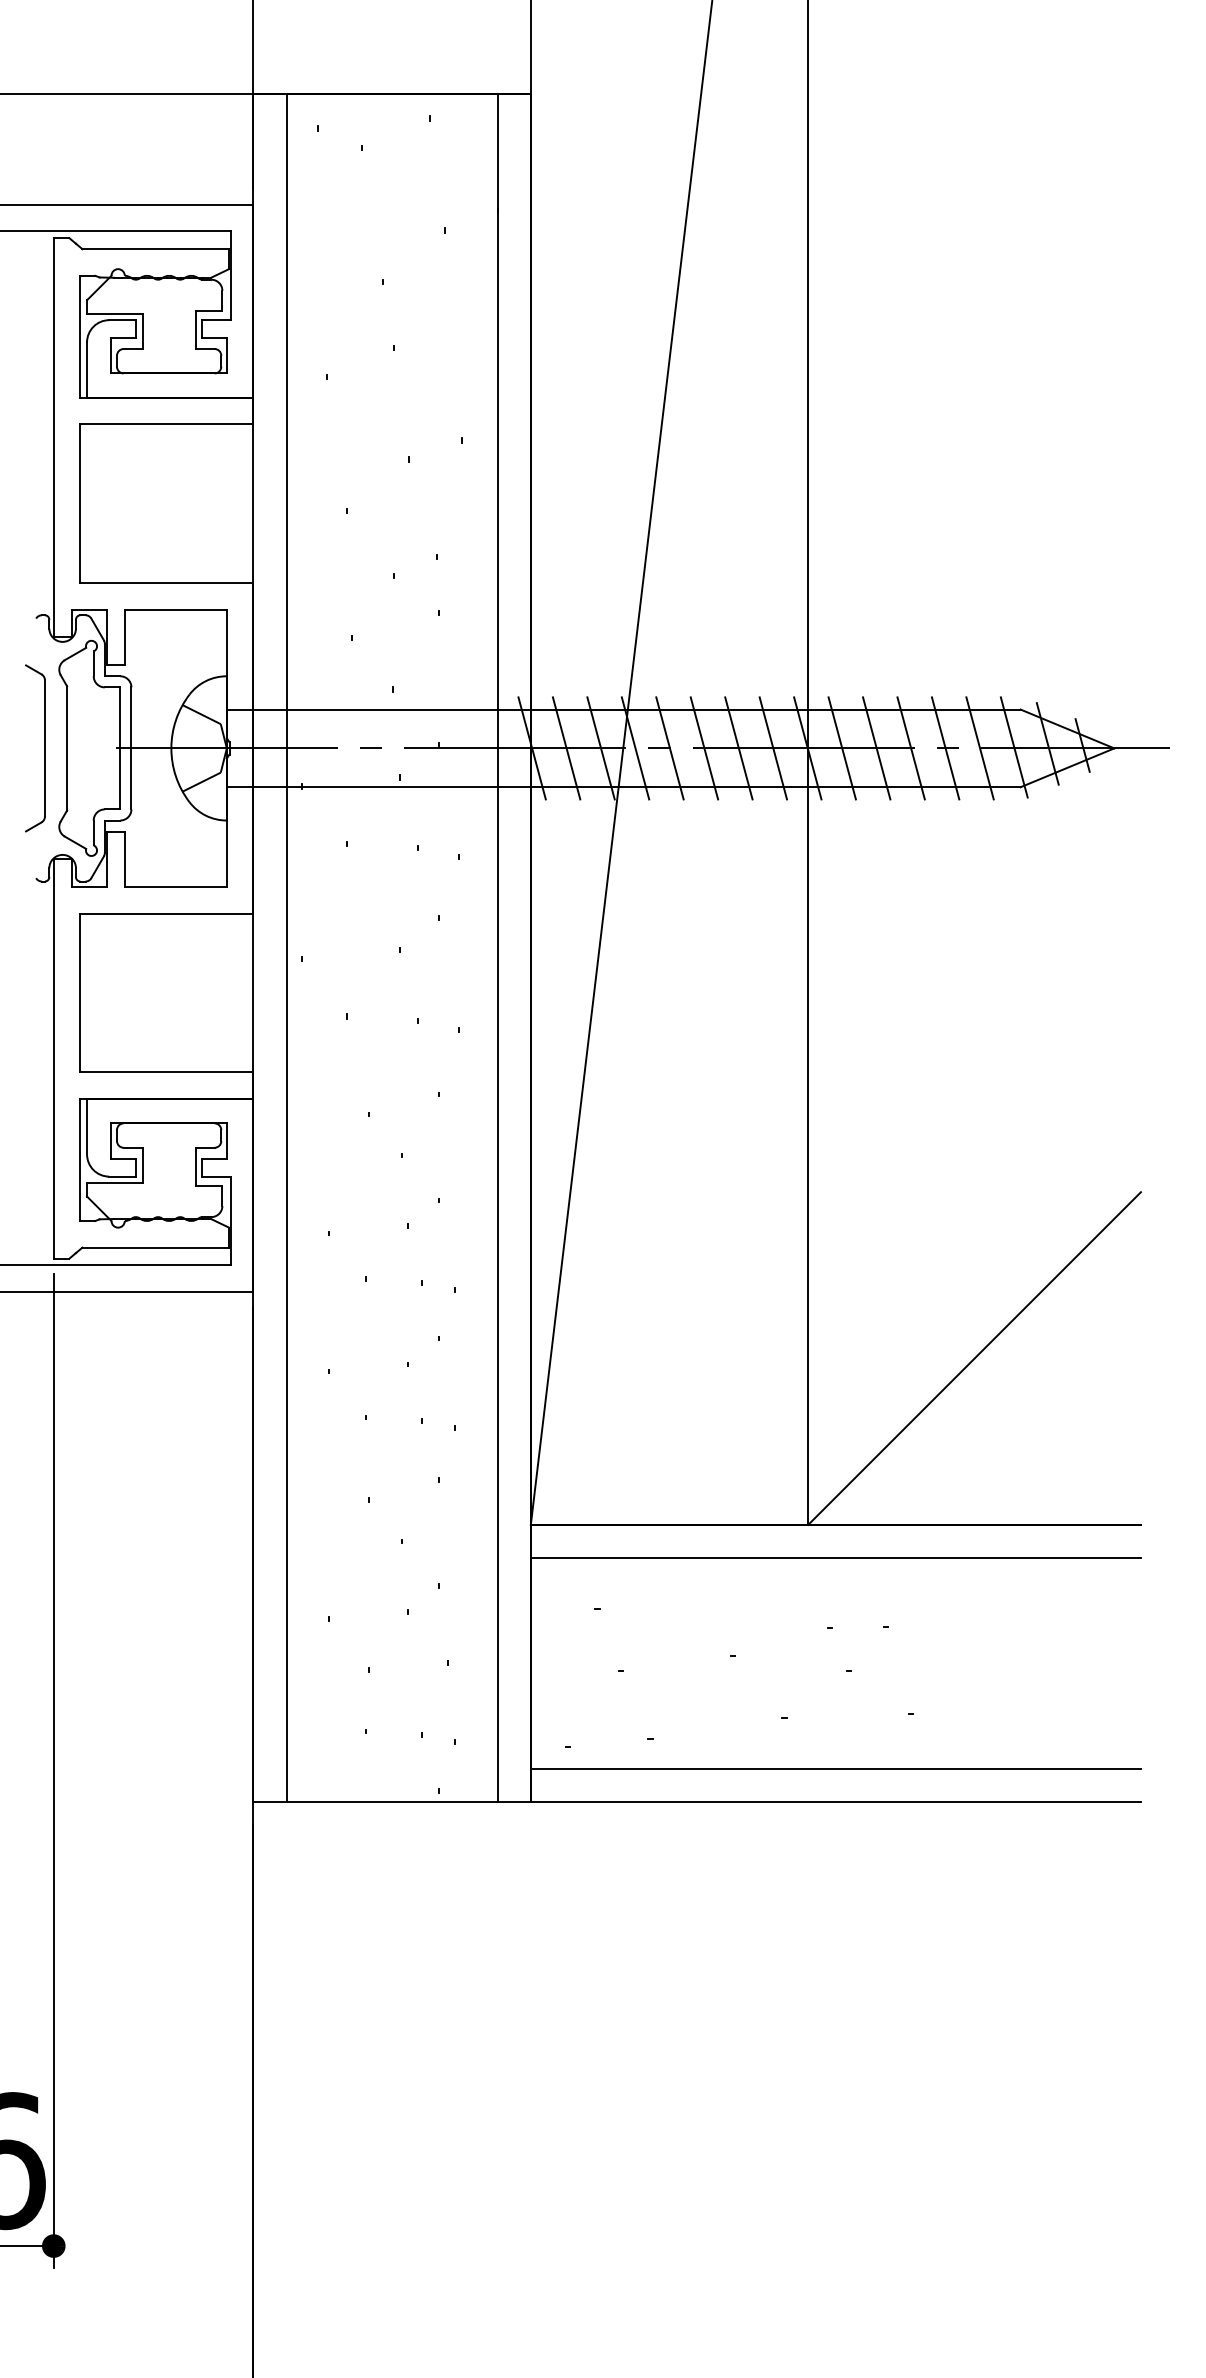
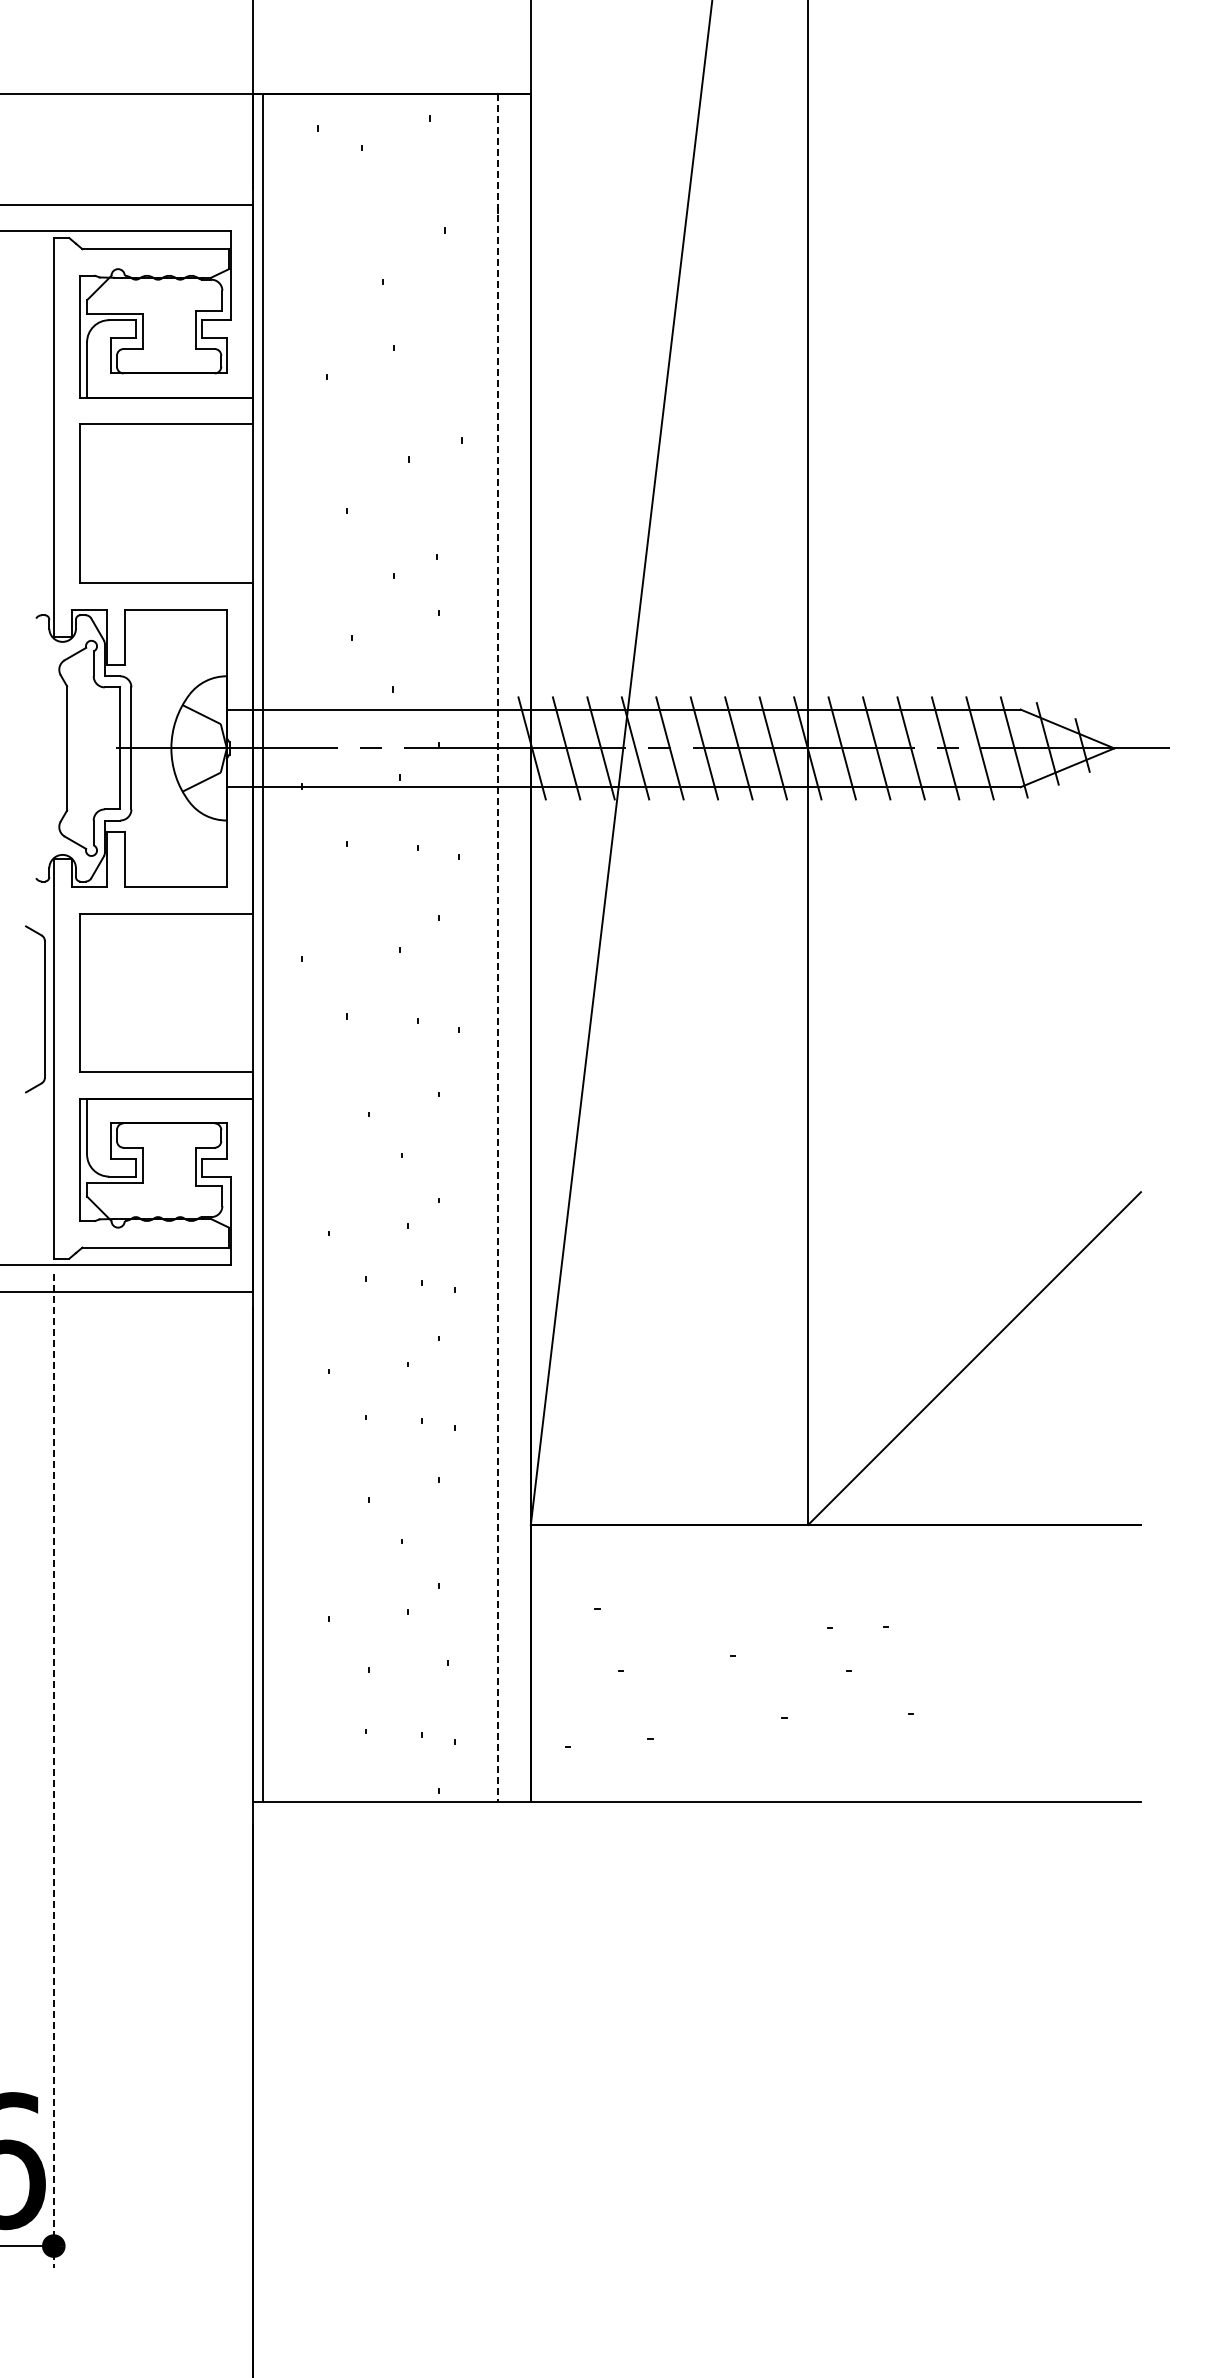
part position: (44, 748) -> (44, 1009) (44, 1009)
line position: (286, 947) -> (262, 947) (262, 947)
line: solid -> dashed (497, 948)
line: present -> none (835, 1558)
line: present -> none (835, 1769)
line: solid -> dashed (53, 1771)
